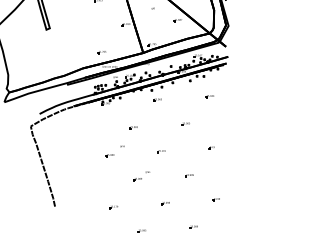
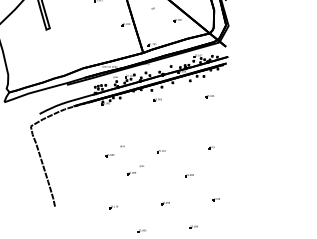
part: present -> none (101, 52)
part: present -> none (185, 123)
part: present -> none (133, 127)
part position: (141, 176) -> (135, 170) (135, 170)
